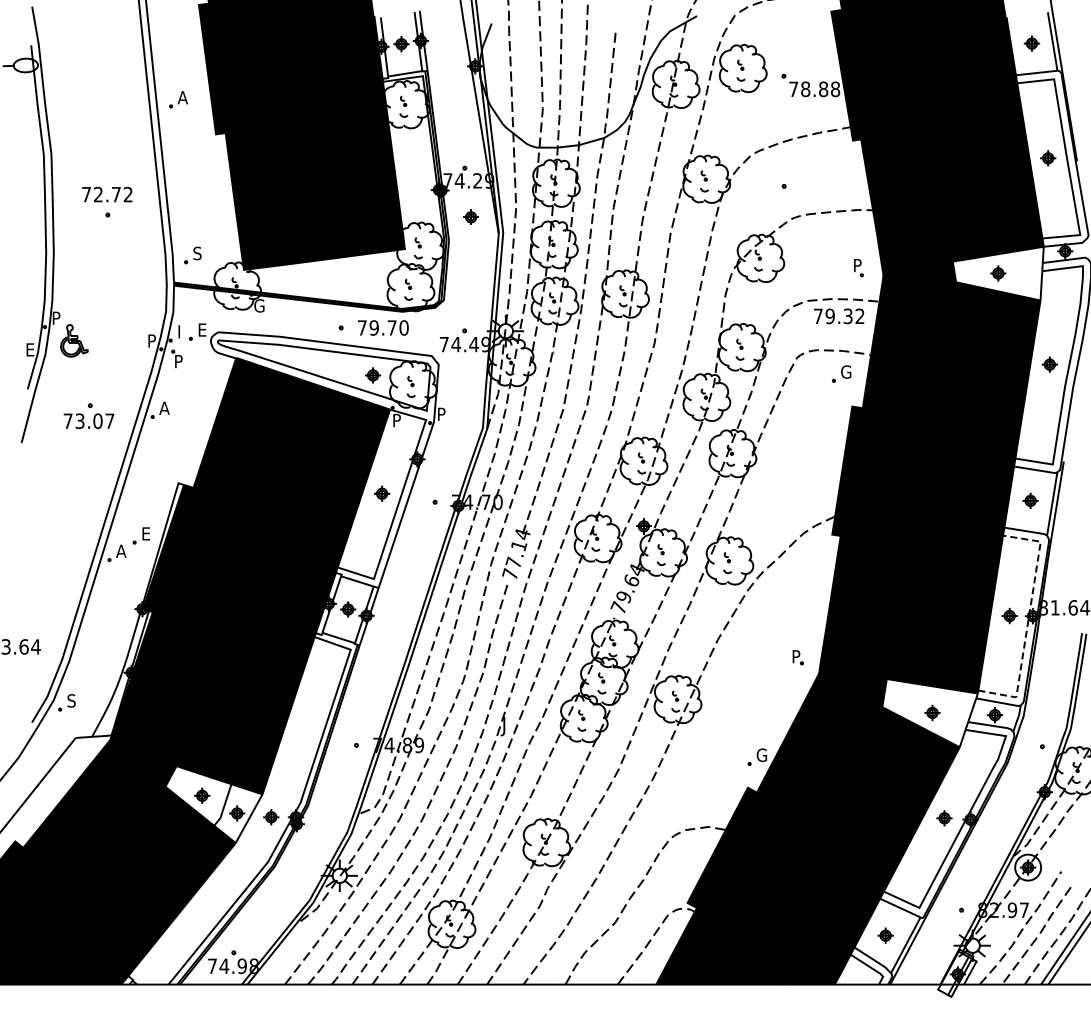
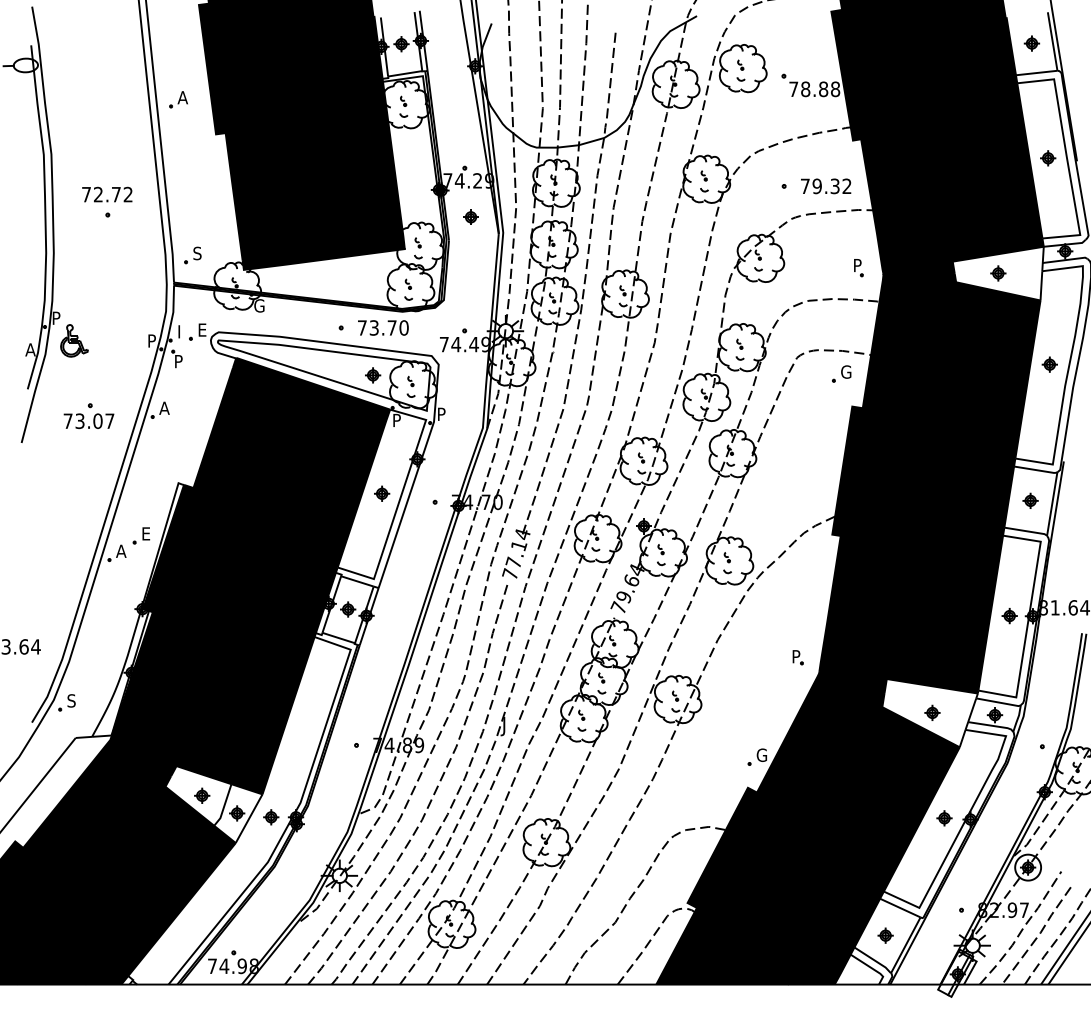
text position: (839, 316) -> (826, 186) (826, 186)
text: 79.70 -> 73.70 (373, 327)
text: E -> A (30, 349)
line: dashed -> solid (1028, 619)
